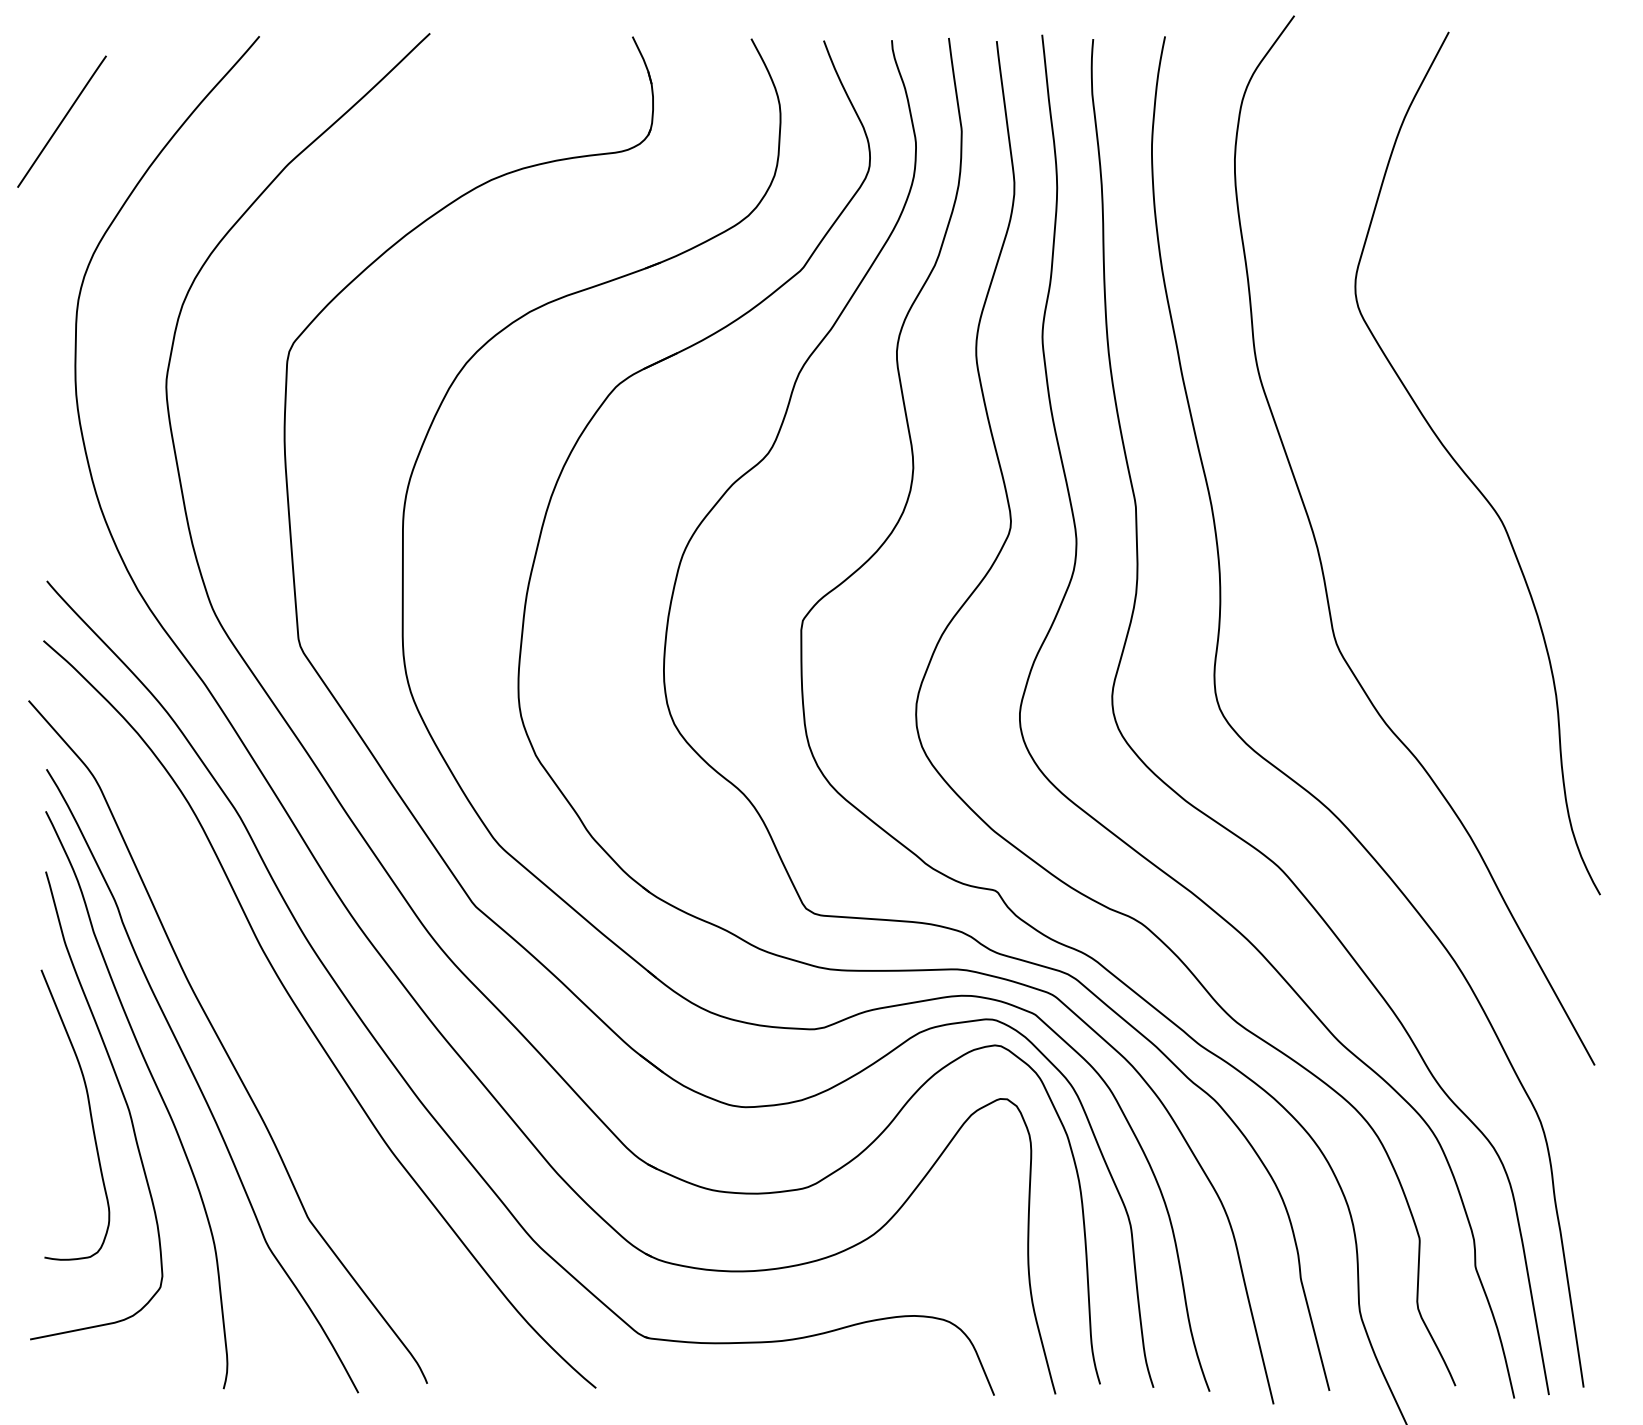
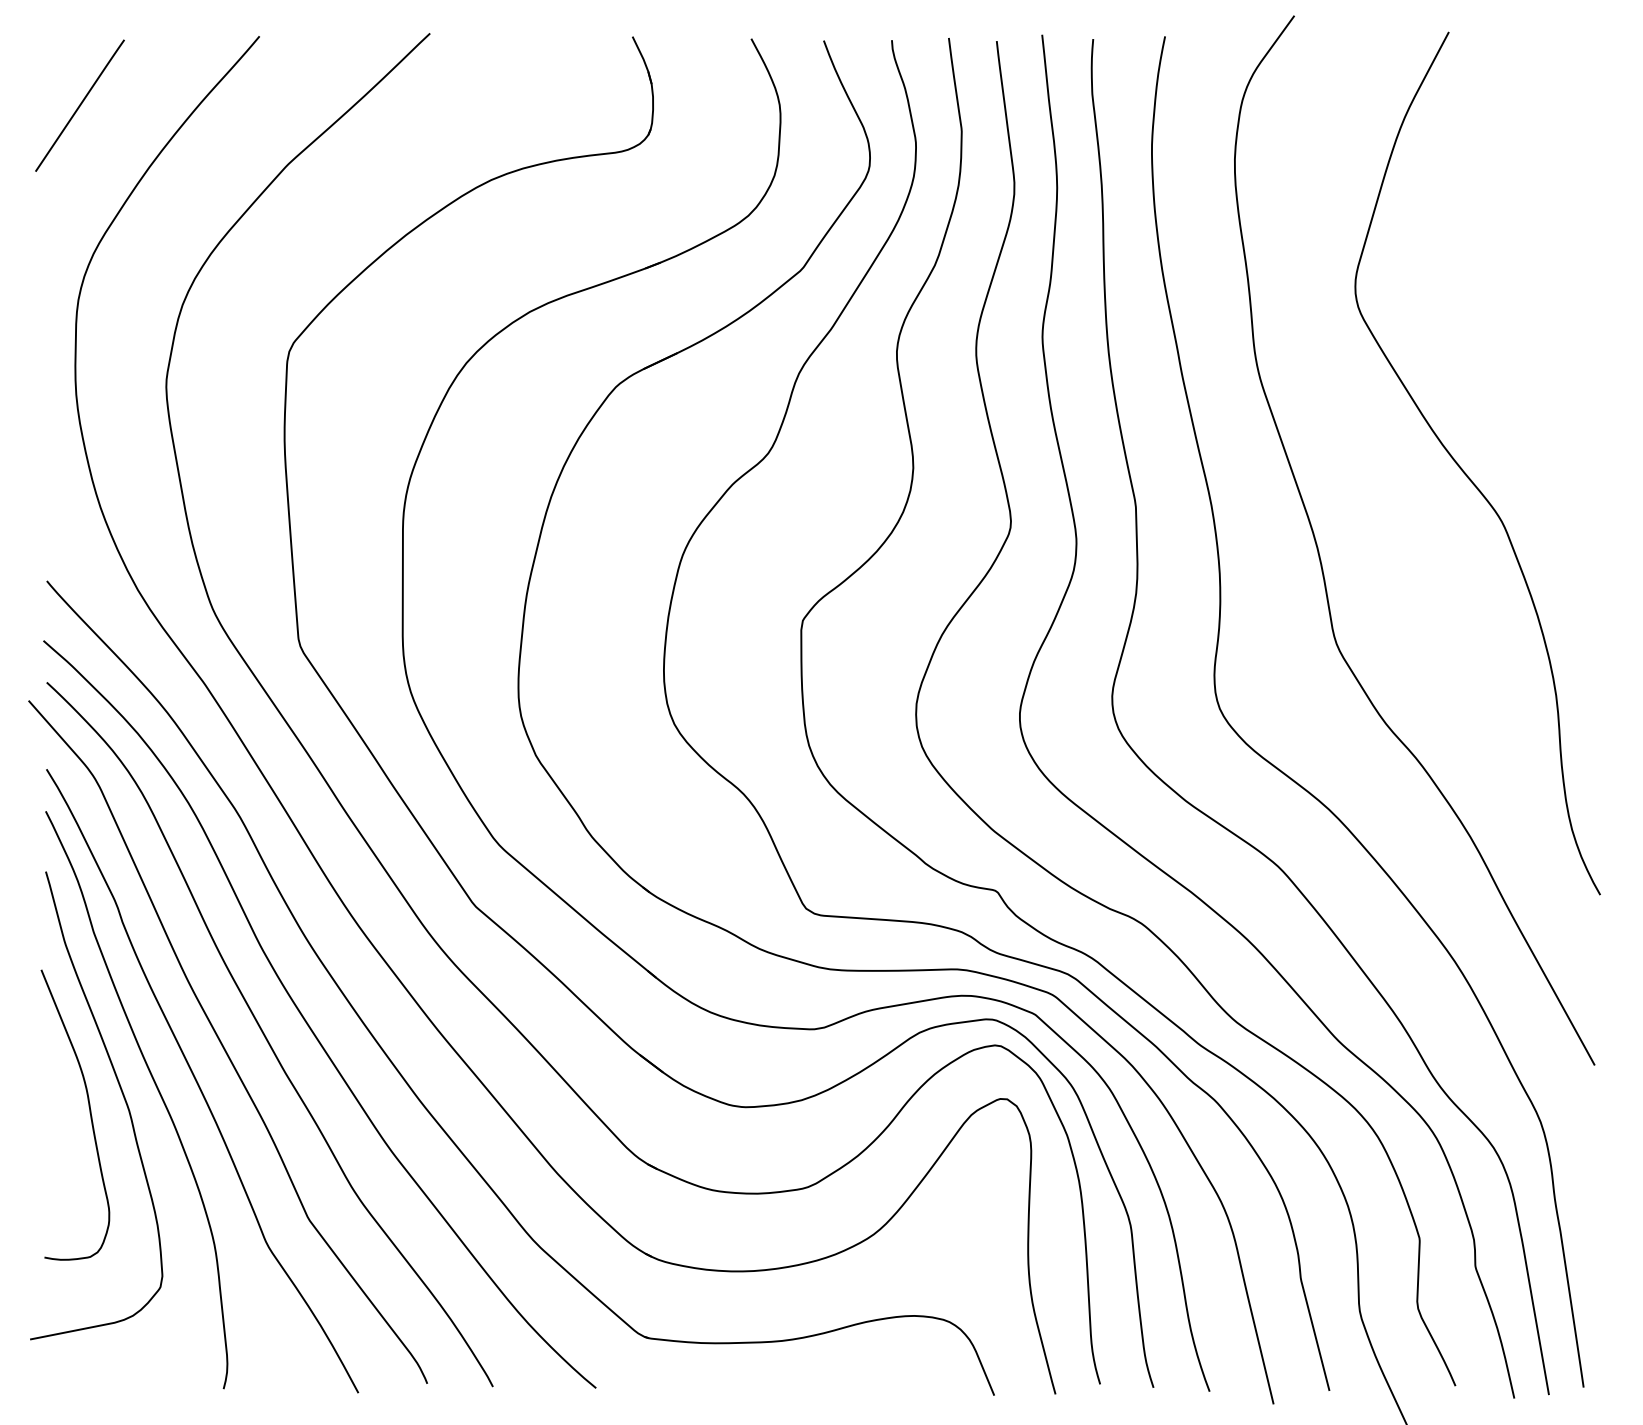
line position: (61, 121) -> (79, 105) (79, 105)
curve: none -> present (266, 1036)
